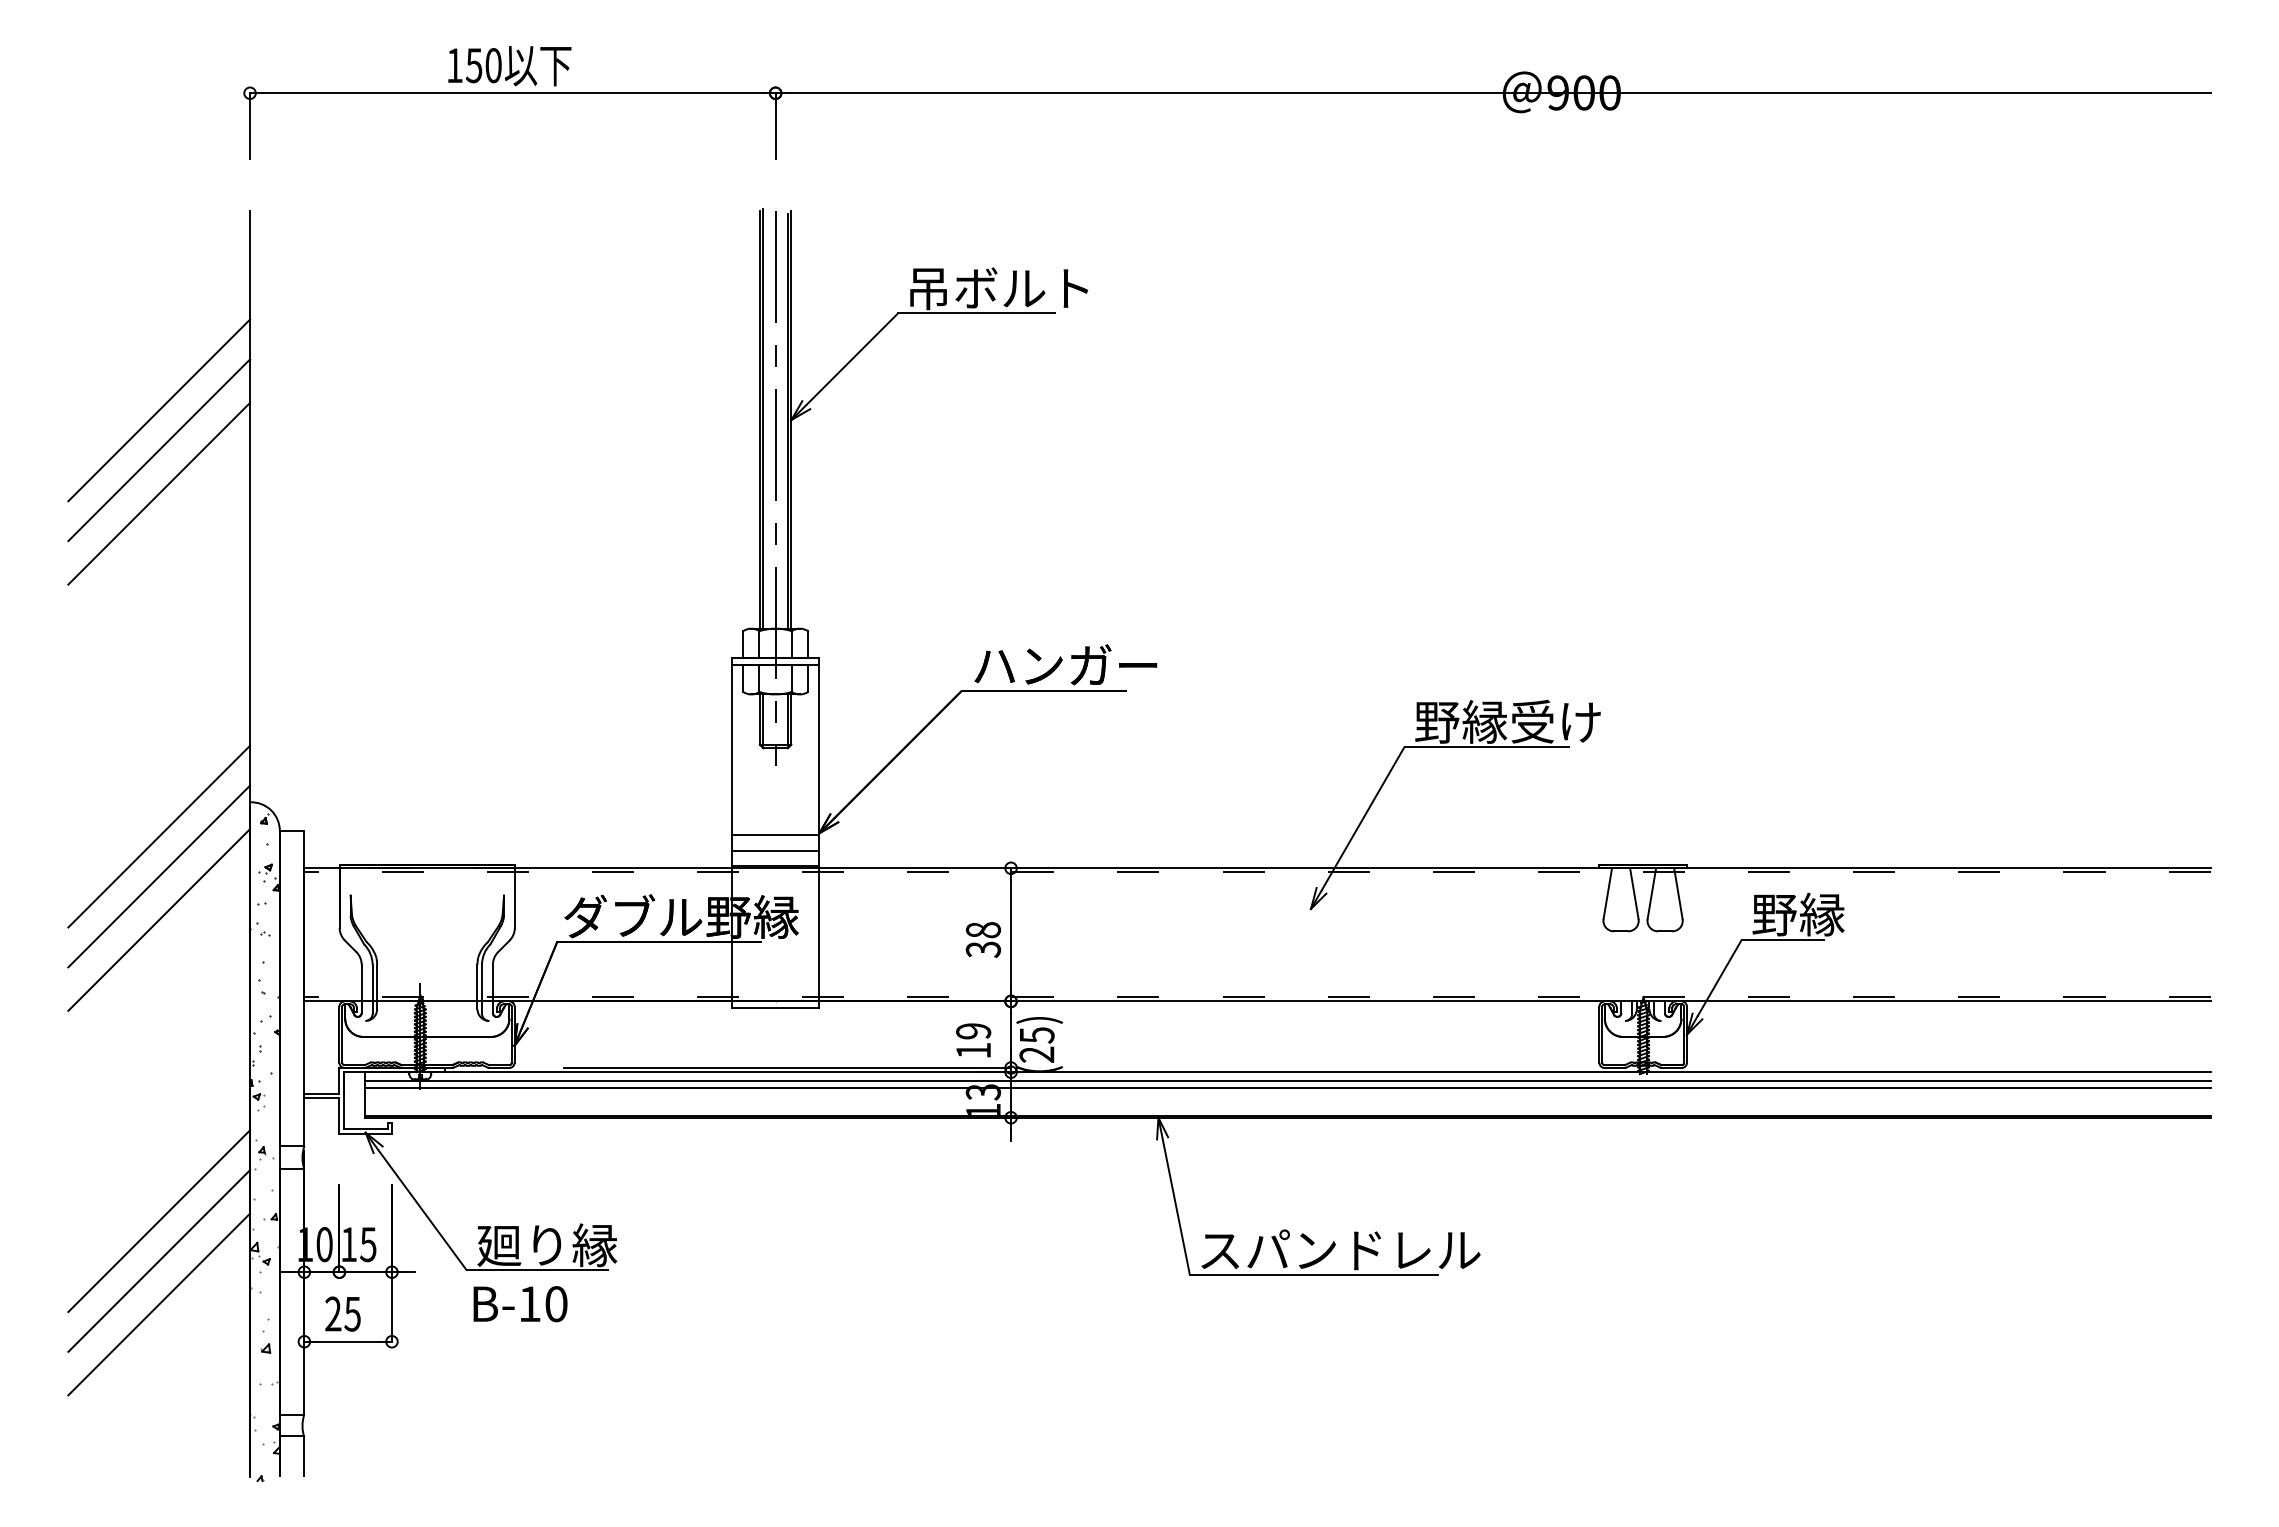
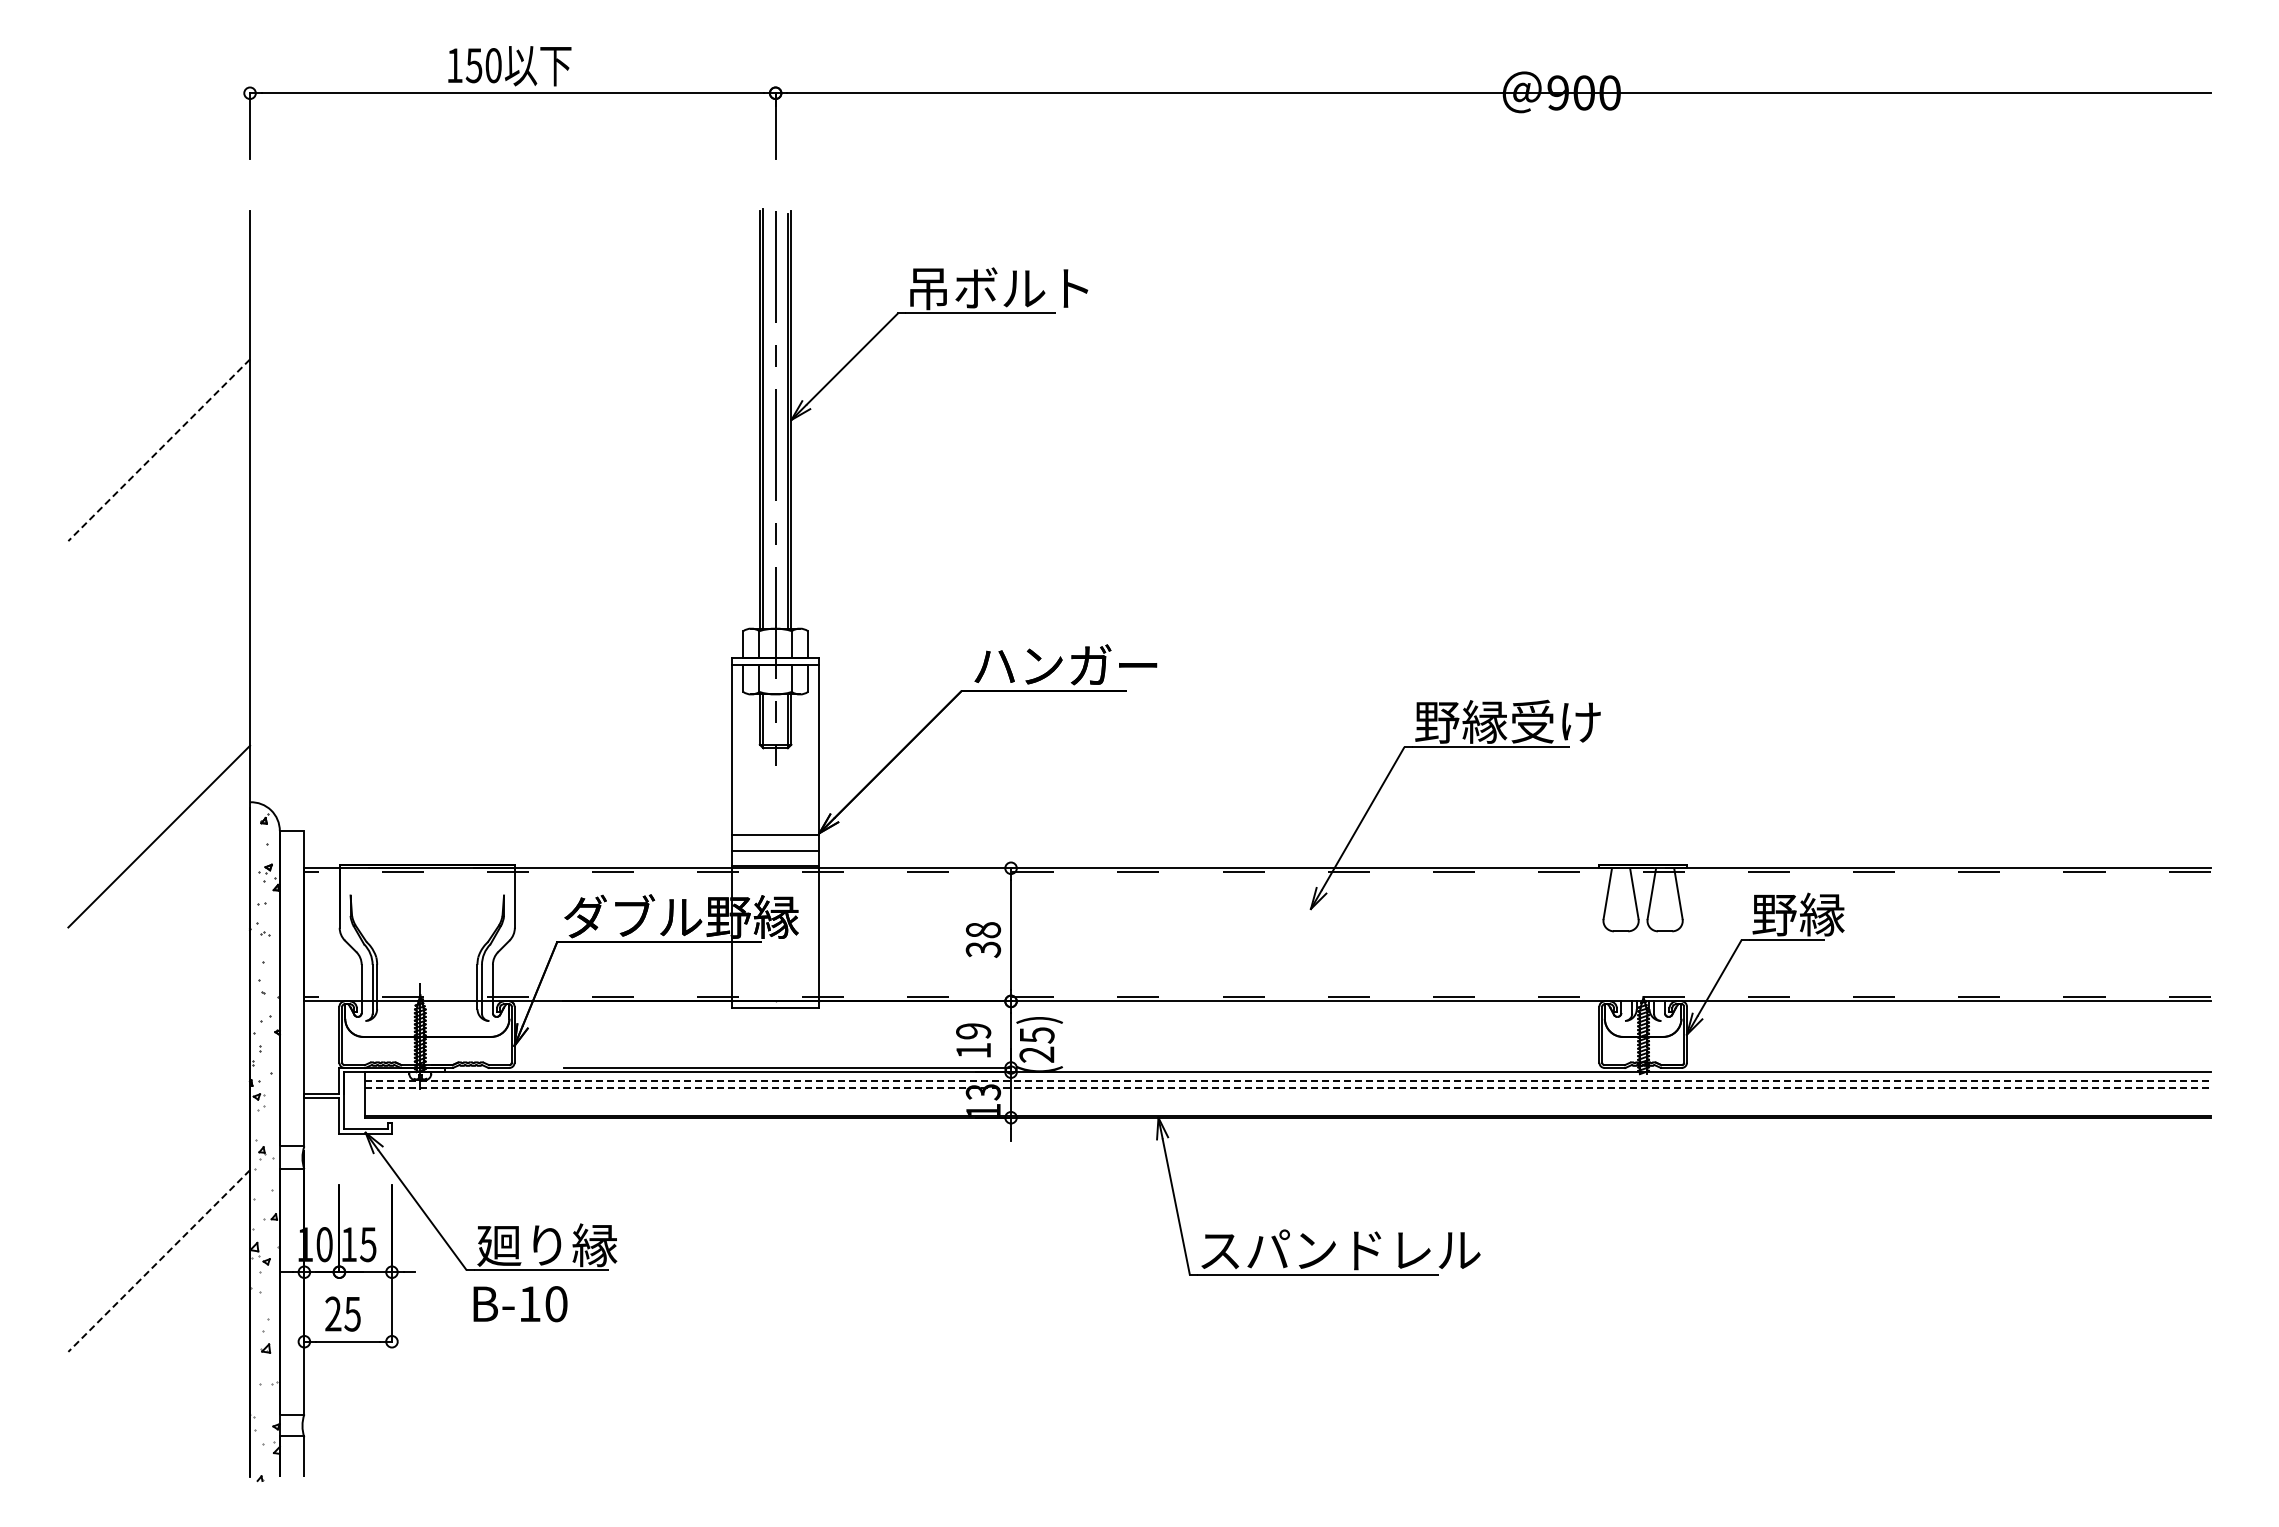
line: present -> none (159, 410)
line: solid -> dashed (158, 450)
line: present -> none (159, 493)
line: present -> none (159, 876)
line: present -> none (159, 919)
line: solid -> dashed (1287, 1080)
line: solid -> dashed (1287, 1088)
line: present -> none (159, 1220)
line: solid -> dashed (158, 1261)
line: present -> none (159, 1304)
